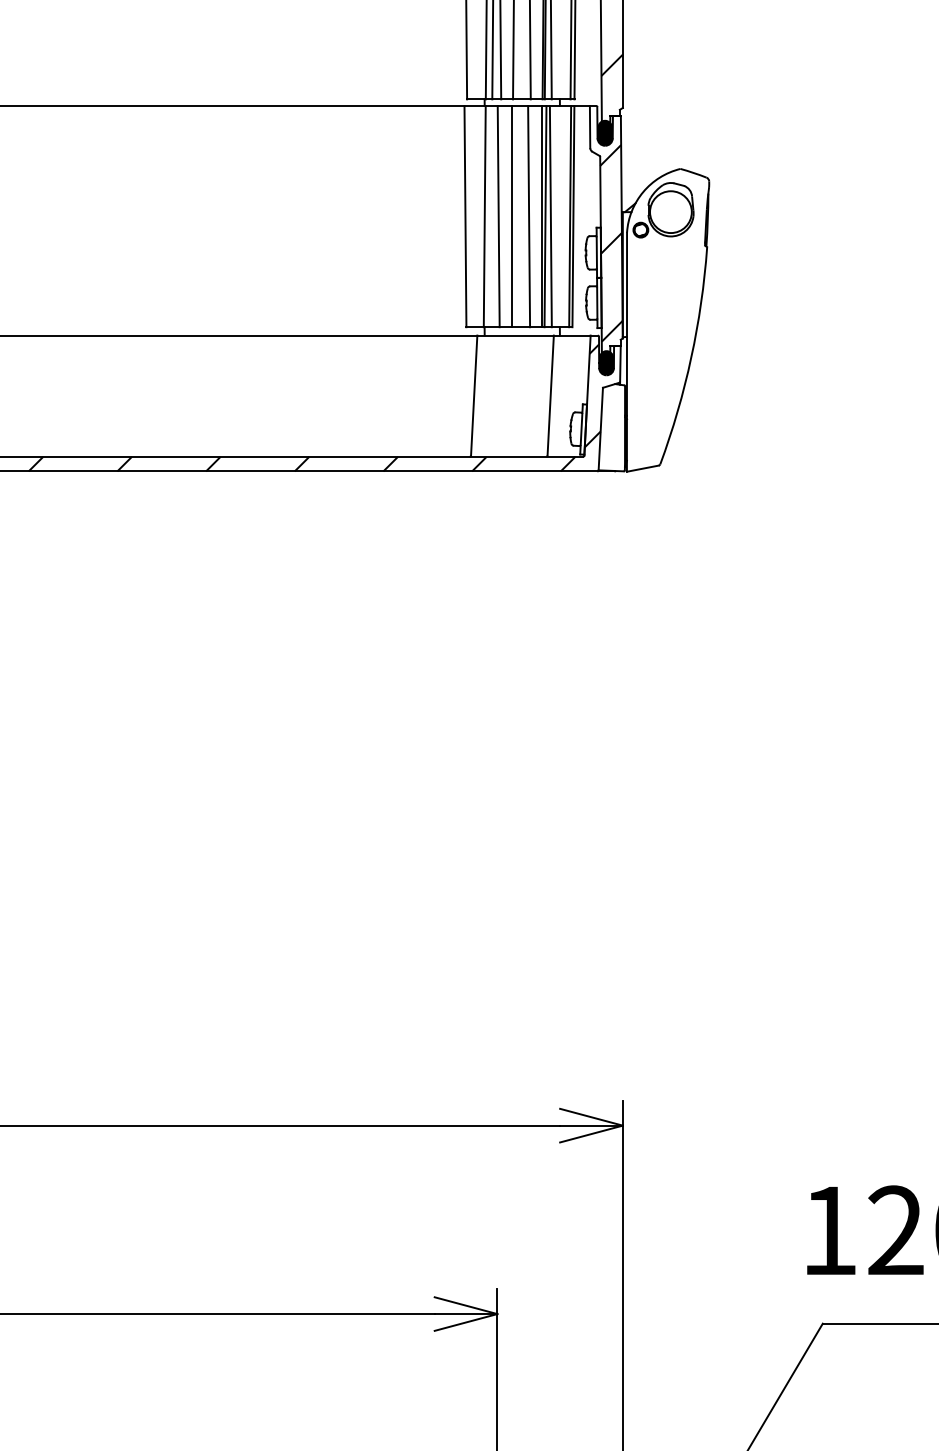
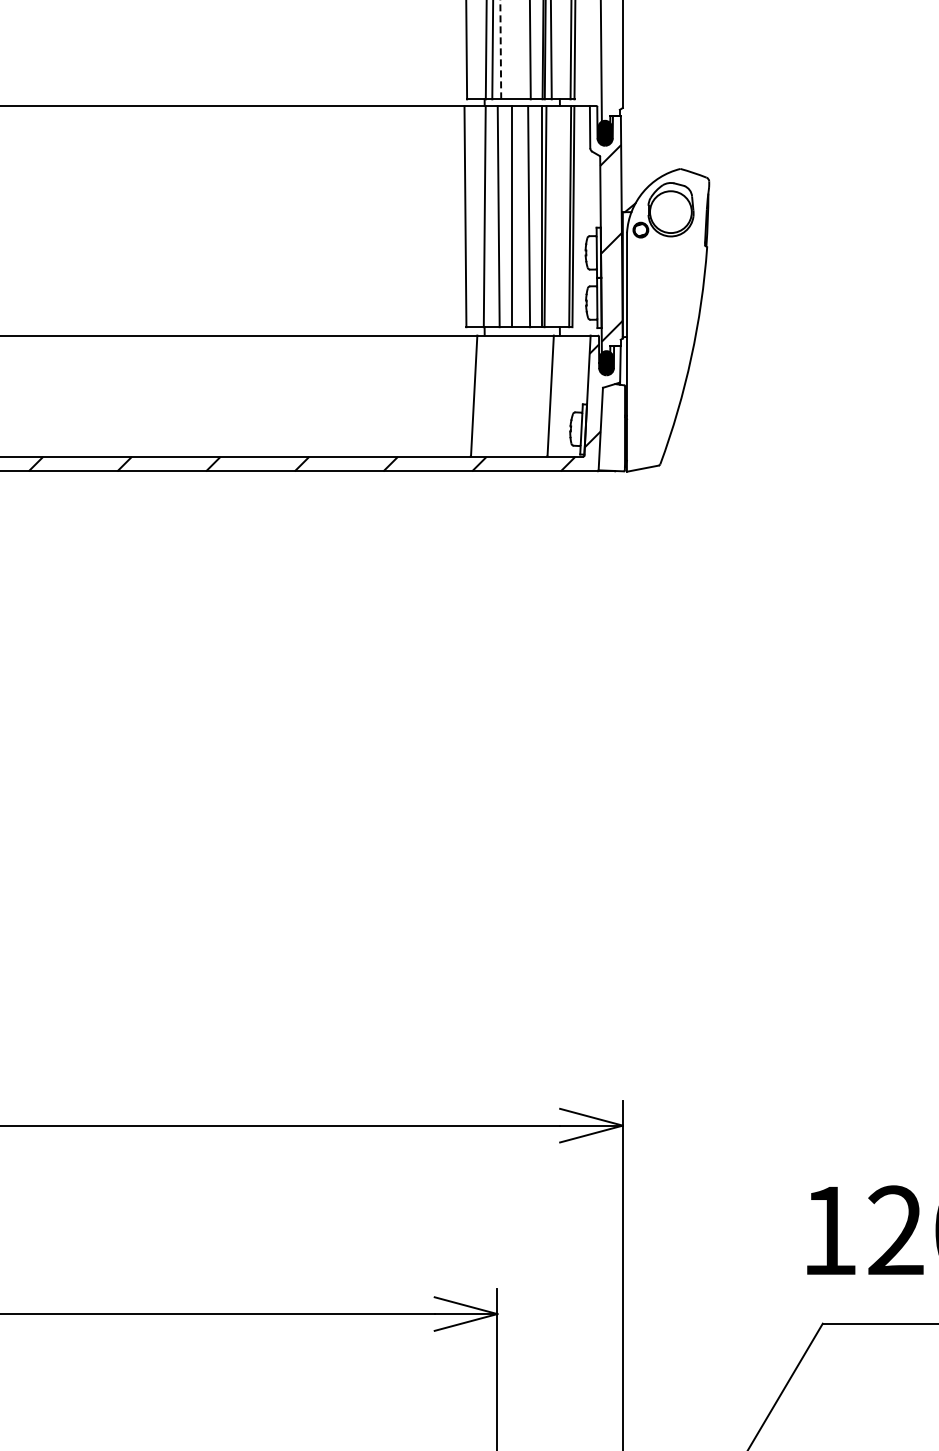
line: solid -> dashed (500, 49)
line: present -> none (513, 50)
hatch: present -> none (611, 65)
line: present -> none (550, 216)
